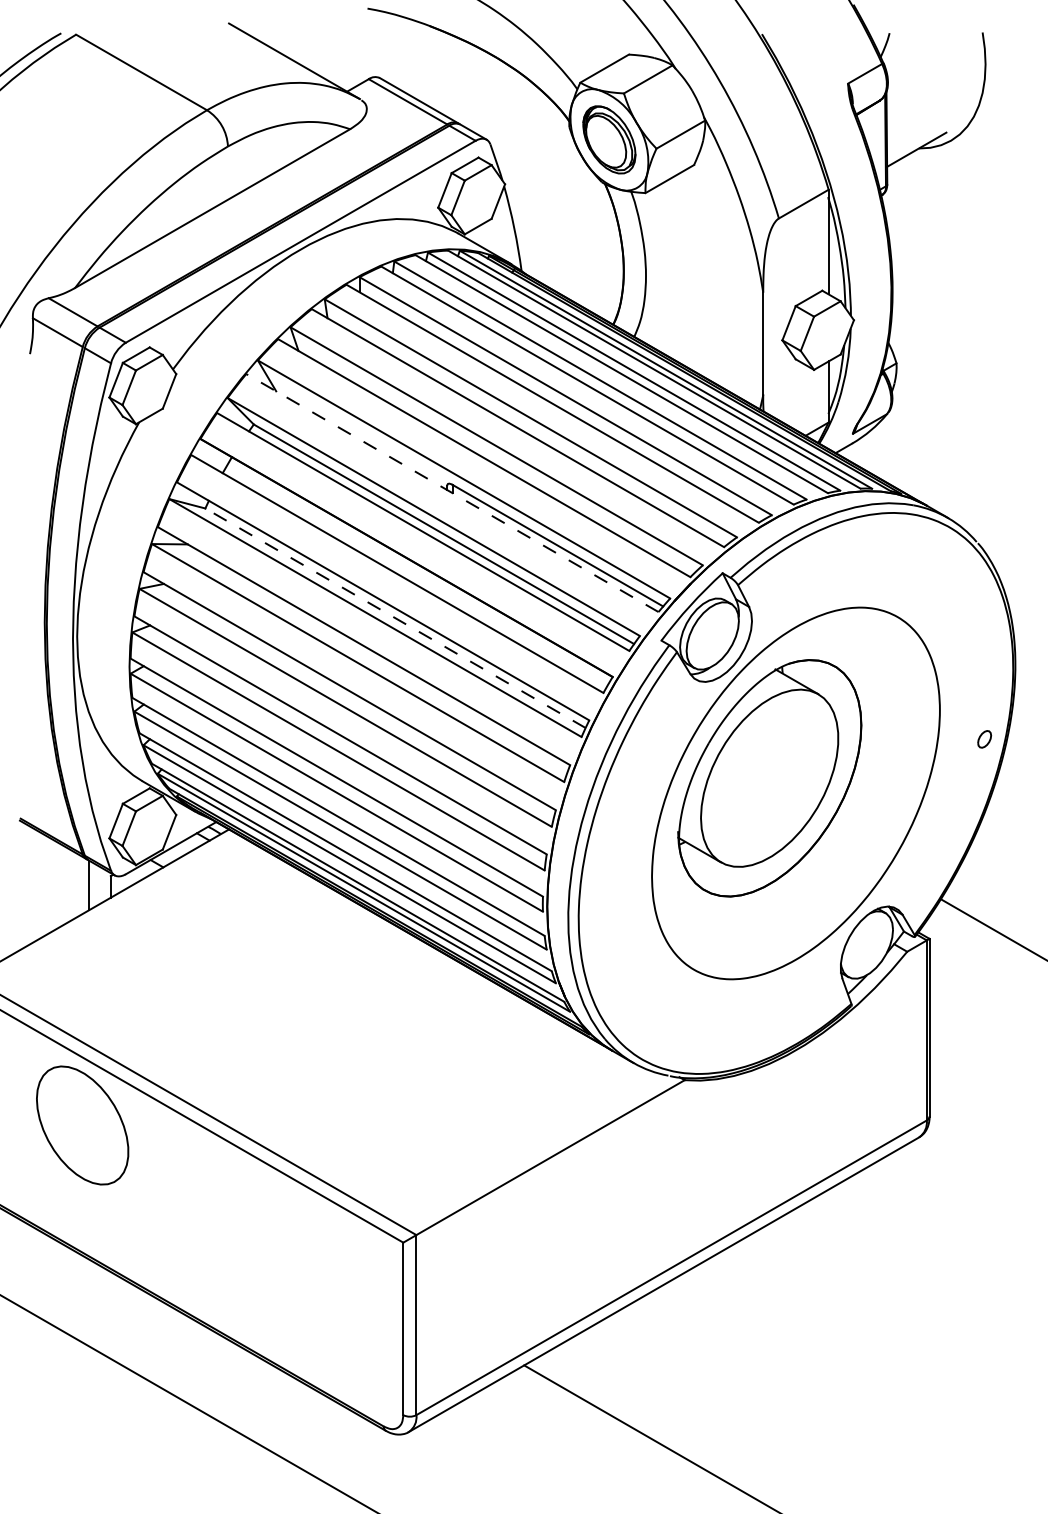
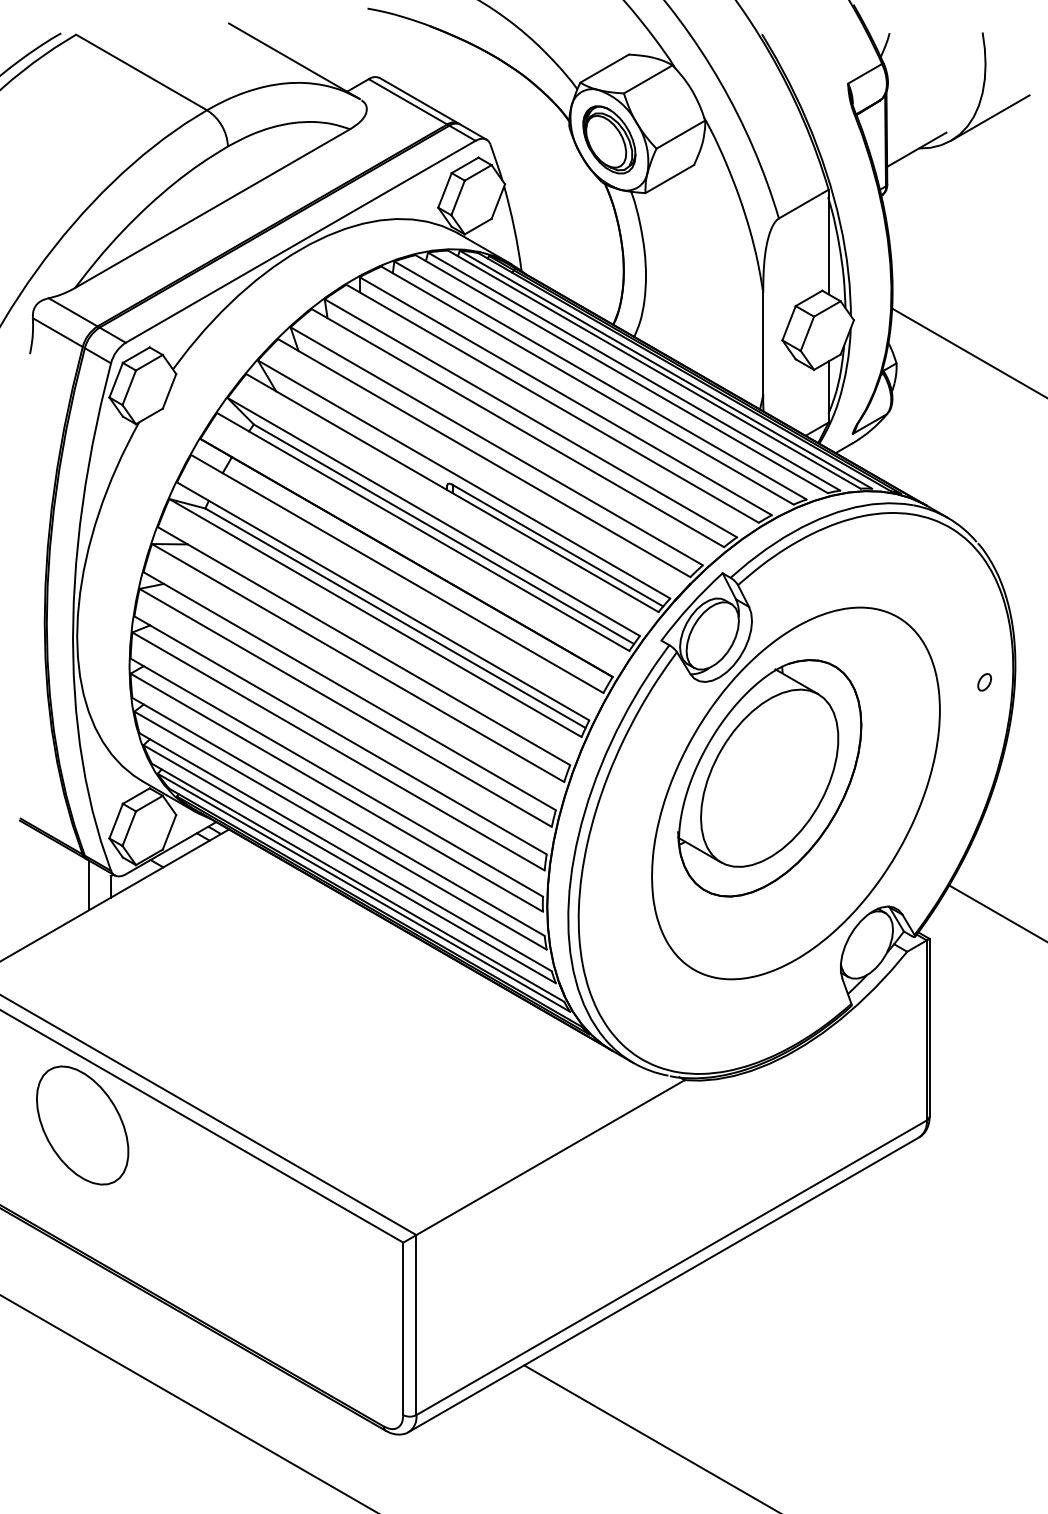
line: none -> present (990, 117)
line: none -> present (968, 352)
line: dashed -> solid (451, 492)
line: dashed -> solid (395, 618)
part position: (984, 739) -> (984, 682) (984, 682)
line position: (992, 928) -> (996, 912) (996, 912)
